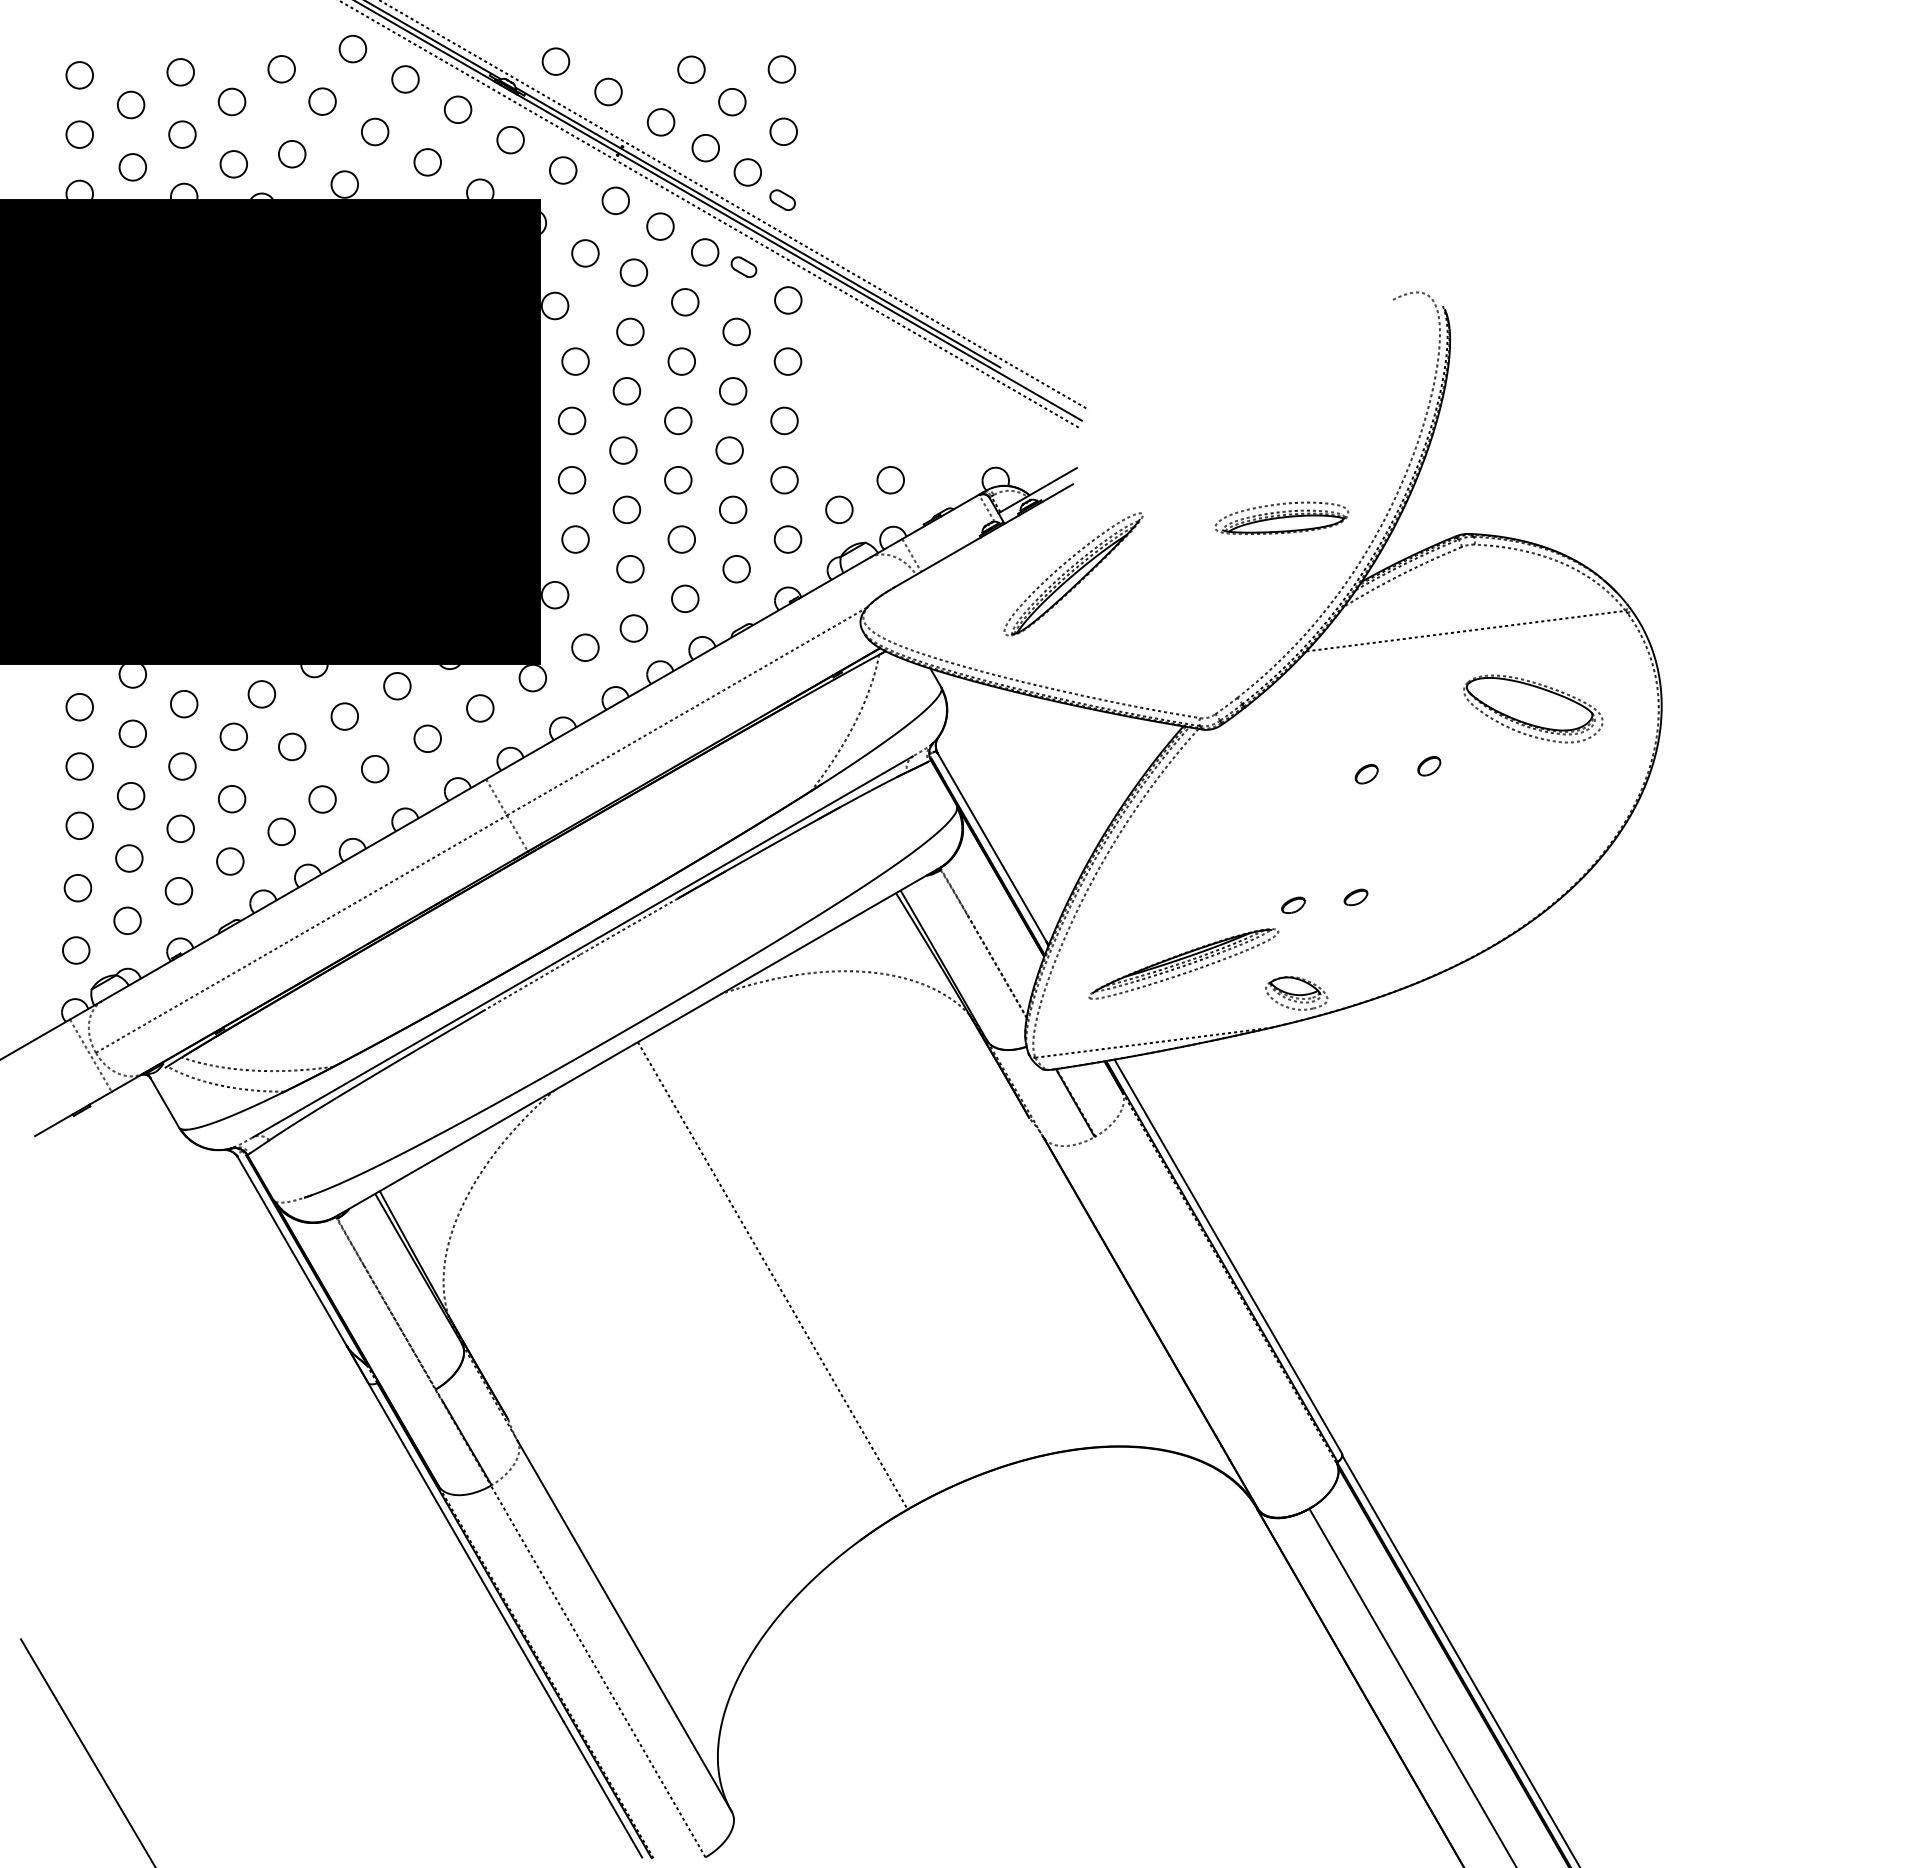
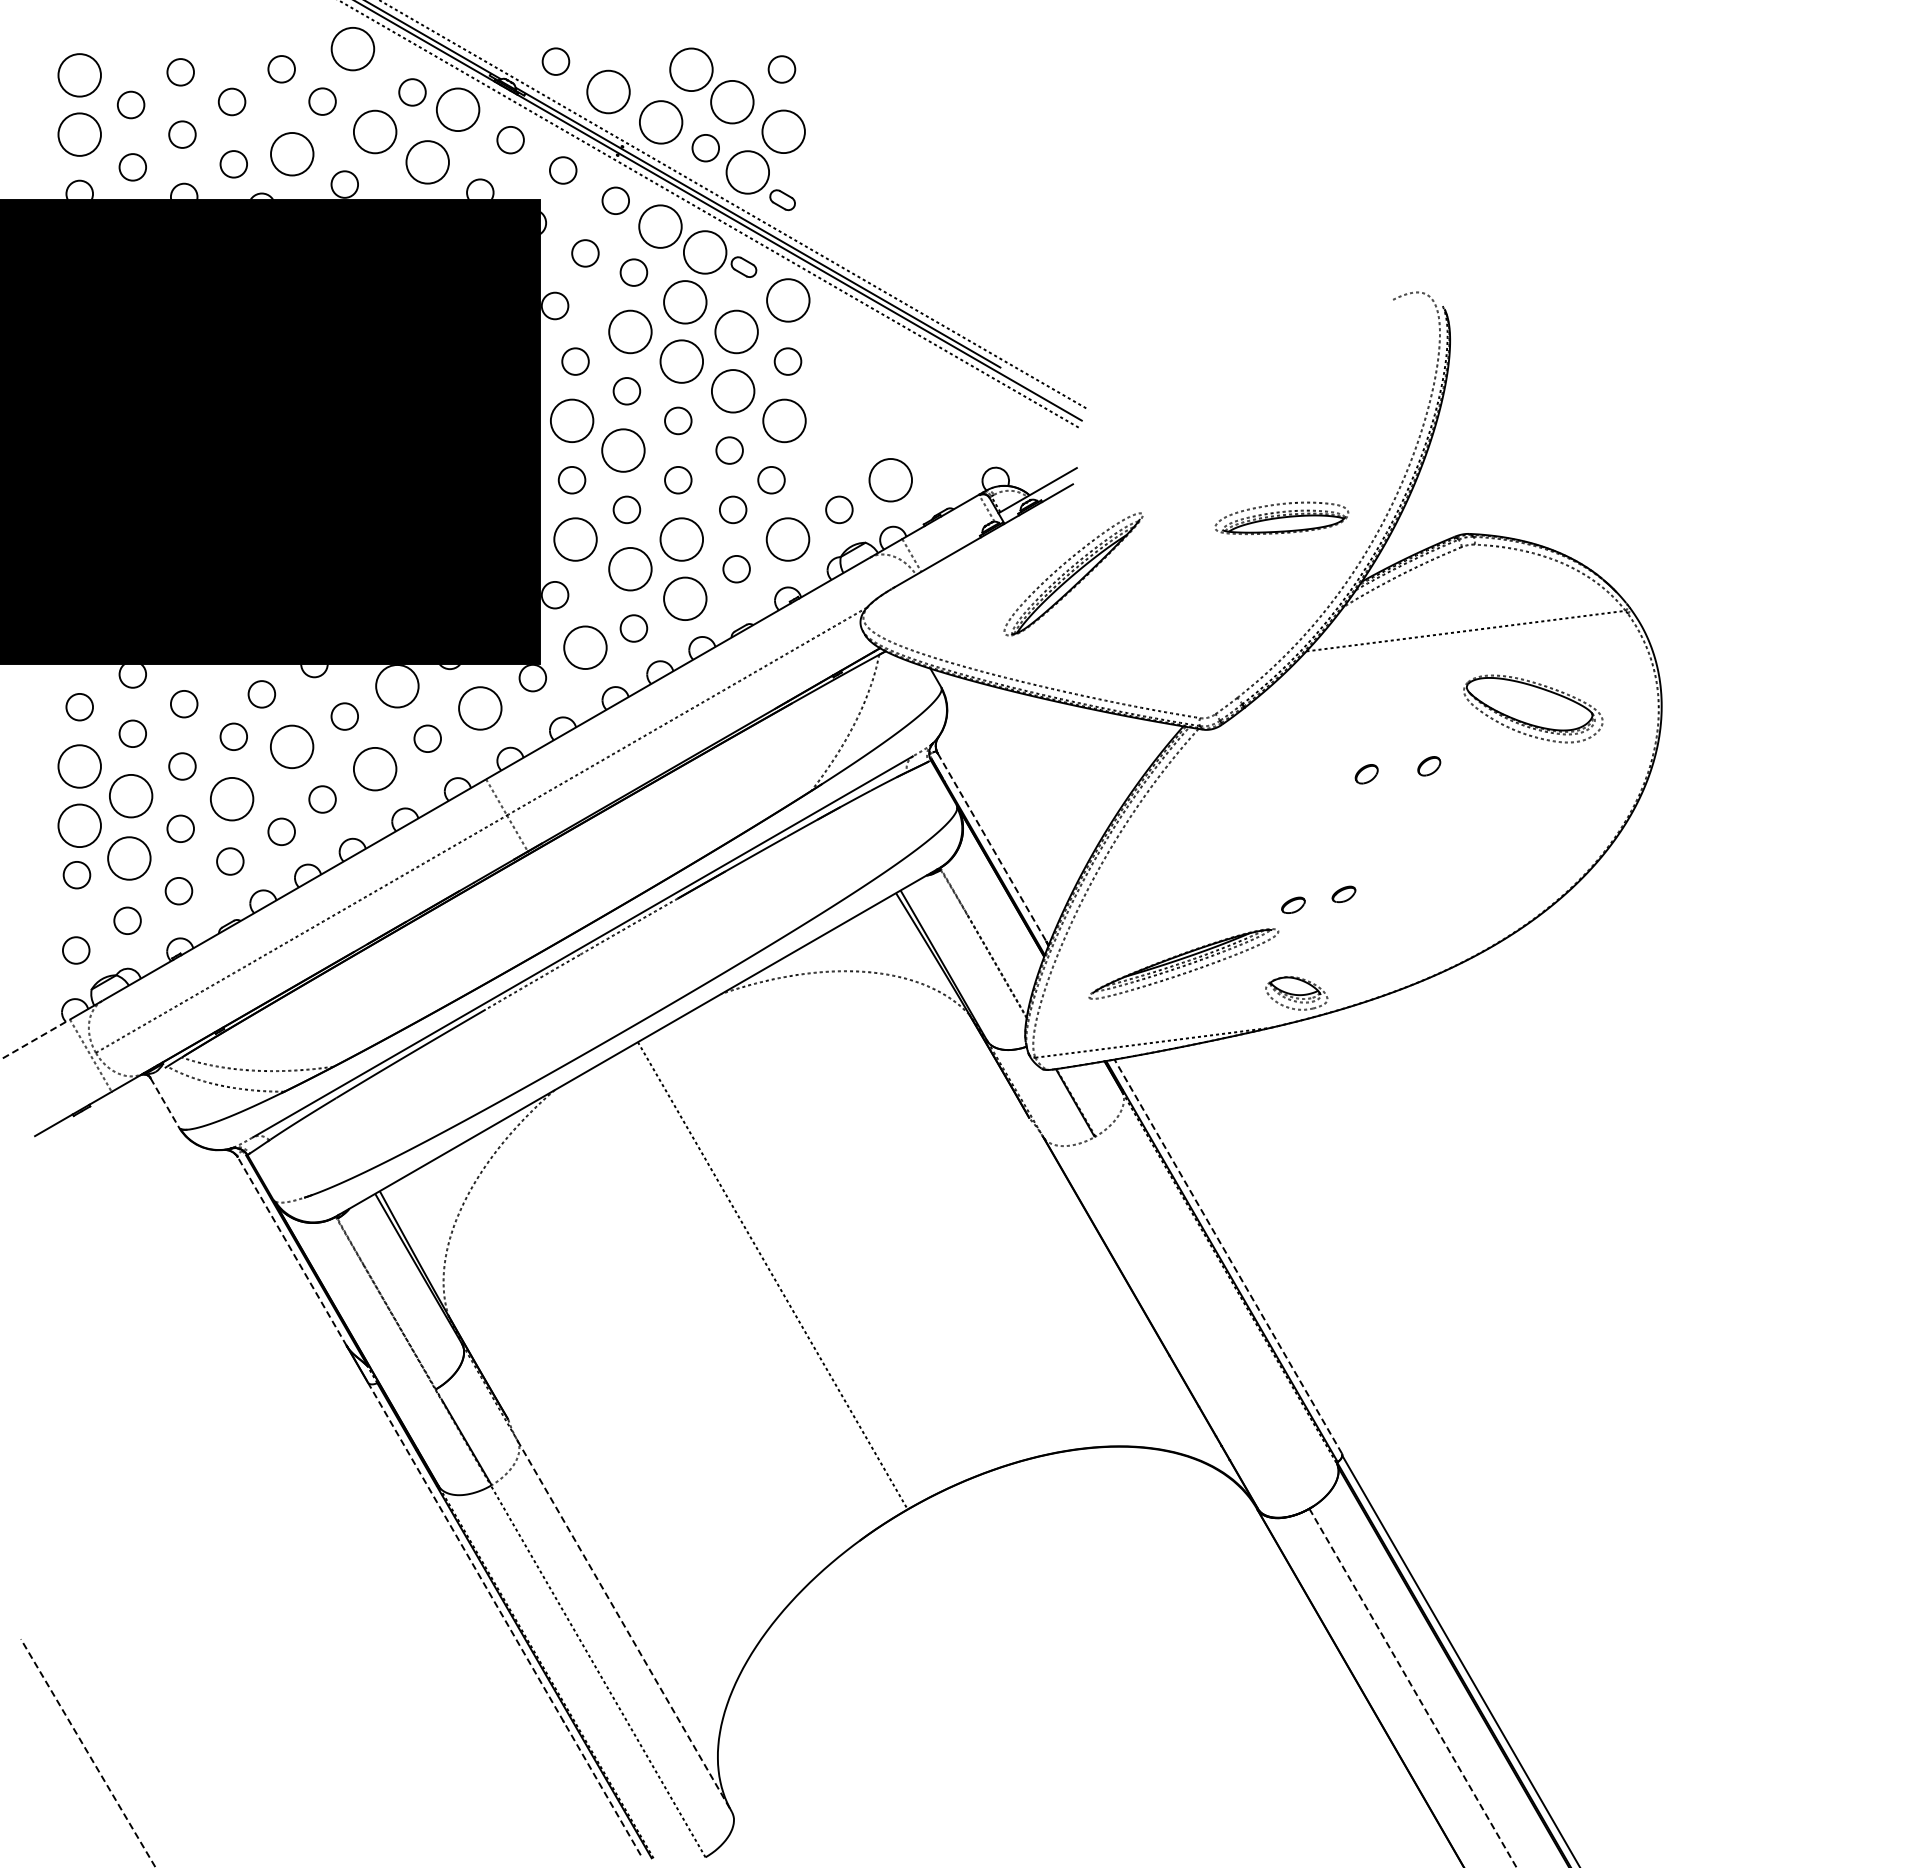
circle diameter: 27 px -> 42 px (352, 48)
circle diameter: 27 px -> 42 px (691, 69)
circle diameter: 27 px -> 42 px (79, 75)
circle position: (405, 79) -> (412, 92) (412, 92)
circle diameter: 27 px -> 42 px (608, 91)
circle diameter: 27 px -> 42 px (732, 101)
circle diameter: 27 px -> 42 px (457, 109)
circle diameter: 27 px -> 42 px (660, 122)
circle diameter: 27 px -> 42 px (374, 131)
circle diameter: 27 px -> 42 px (783, 131)
circle diameter: 27 px -> 42 px (79, 134)
circle diameter: 27 px -> 42 px (292, 154)
circle diameter: 27 px -> 42 px (427, 162)
circle diameter: 27 px -> 42 px (747, 172)
circle diameter: 27 px -> 42 px (660, 226)
circle diameter: 27 px -> 42 px (704, 252)
circle diameter: 27 px -> 42 px (788, 300)
circle diameter: 27 px -> 42 px (685, 302)
circle diameter: 27 px -> 42 px (630, 331)
circle diameter: 27 px -> 42 px (736, 331)
circle diameter: 27 px -> 42 px (681, 361)
circle diameter: 27 px -> 42 px (732, 391)
circle size: 30x30 px -> 45x45 px (572, 420)
circle diameter: 27 px -> 42 px (784, 420)
circle diameter: 27 px -> 42 px (623, 450)
circle diameter: 27 px -> 42 px (890, 480)
circle position: (784, 480) -> (771, 480) (771, 480)
circle diameter: 27 px -> 42 px (575, 539)
circle diameter: 27 px -> 42 px (681, 539)
circle diameter: 27 px -> 42 px (787, 539)
circle diameter: 27 px -> 42 px (630, 568)
circle diameter: 27 px -> 42 px (685, 598)
circle diameter: 27 px -> 42 px (585, 647)
circle diameter: 27 px -> 42 px (397, 686)
circle diameter: 27 px -> 42 px (480, 708)
circle size: 29x30 px -> 45x45 px (292, 746)
circle diameter: 27 px -> 42 px (79, 766)
circle diameter: 27 px -> 42 px (374, 768)
circle diameter: 27 px -> 42 px (130, 795)
circle diameter: 27 px -> 42 px (231, 798)
circle diameter: 27 px -> 42 px (79, 825)
line: solid -> dashed (992, 847)
circle diameter: 27 px -> 42 px (129, 858)
circle position: (77, 888) -> (76, 875) (76, 875)
part position: (1355, 897) -> (1343, 894) (1343, 894)
line: solid -> dashed (35, 1039)
line: solid -> dashed (165, 1103)
line: solid -> dashed (292, 1251)
line: solid -> dashed (1227, 1256)
line: solid -> dashed (505, 1620)
line: solid -> dashed (624, 1626)
line: solid -> dashed (1413, 1688)
line: solid -> dashed (88, 1753)
